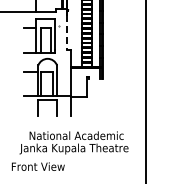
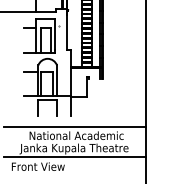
line: dashed -> solid (67, 32)
line: none -> present (74, 127)
line: none -> present (74, 156)
